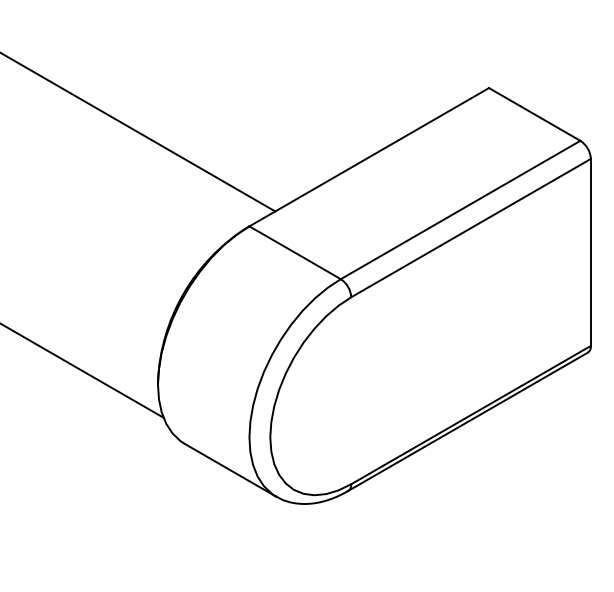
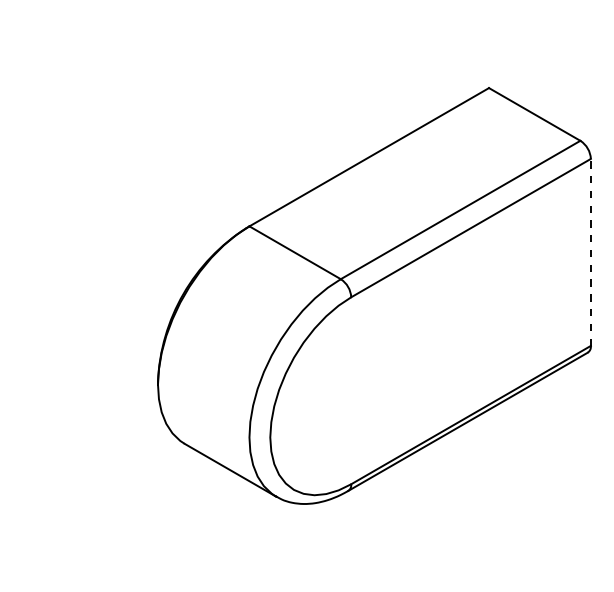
line: present -> none (138, 132)
line: solid -> dashed (590, 251)
line: present -> none (82, 370)
